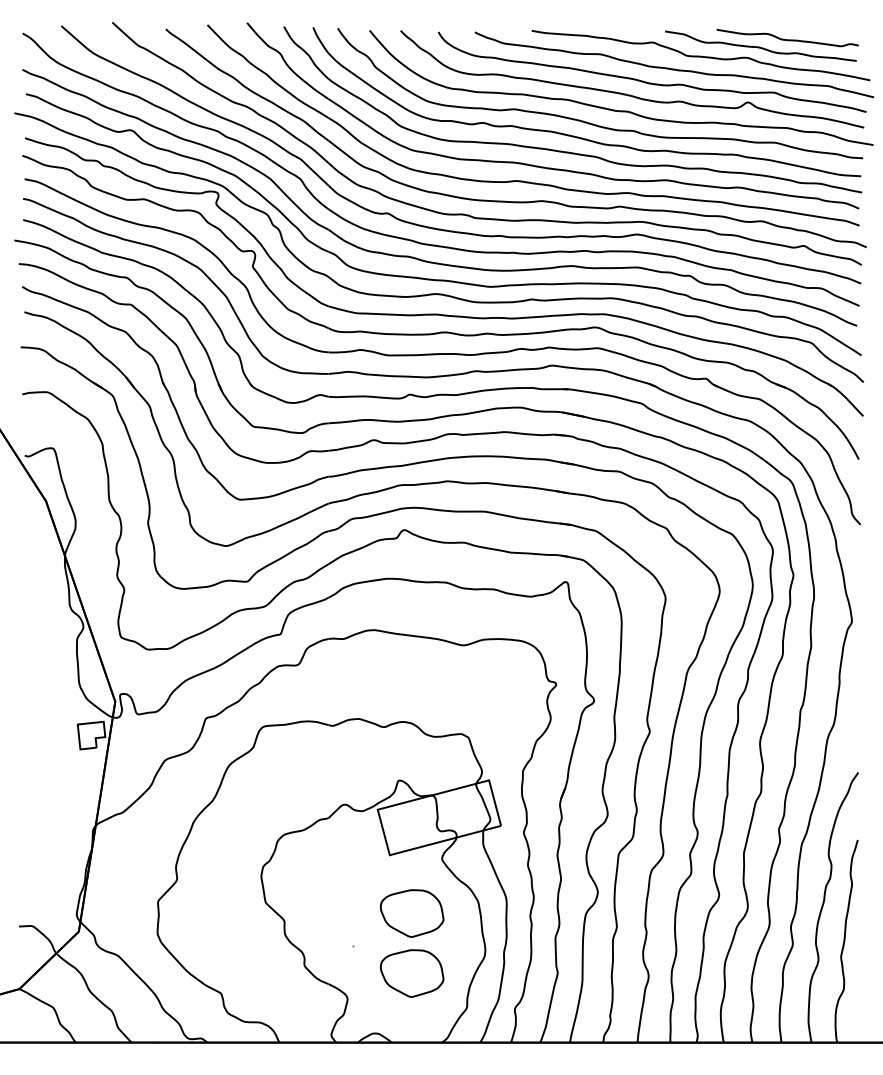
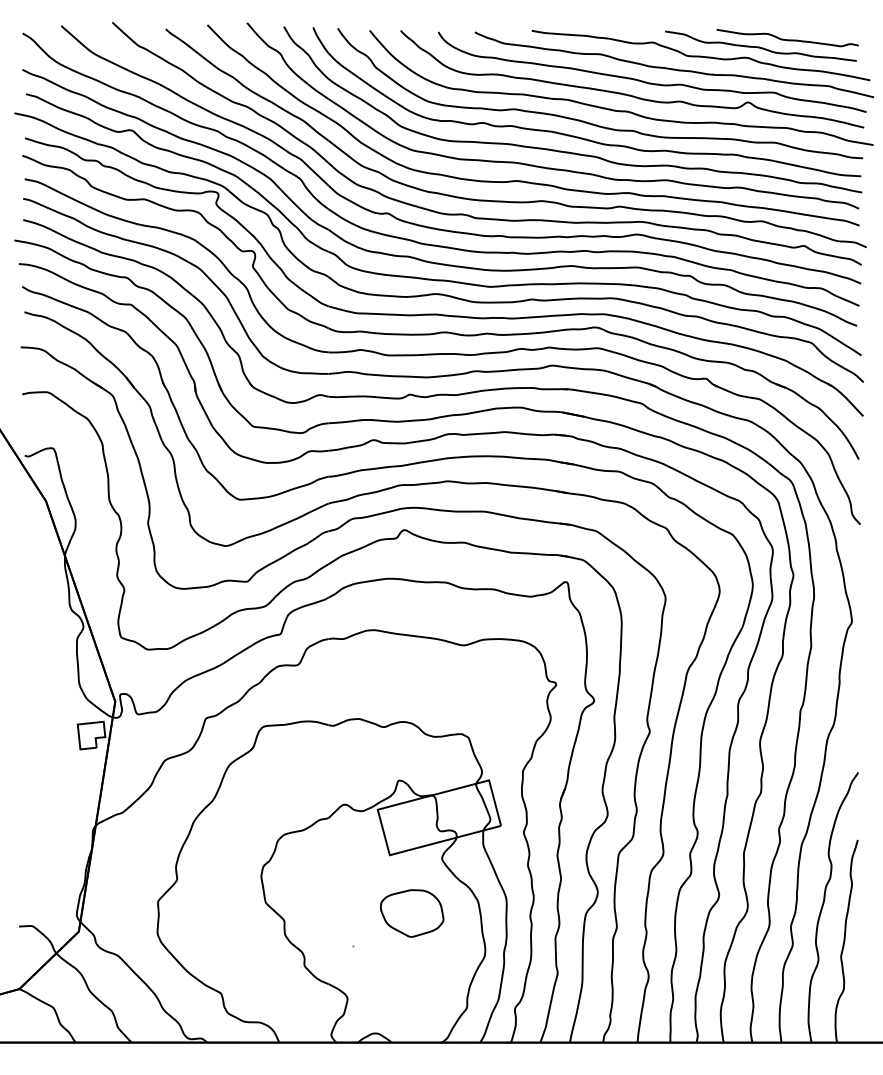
part: present -> none (412, 973)
